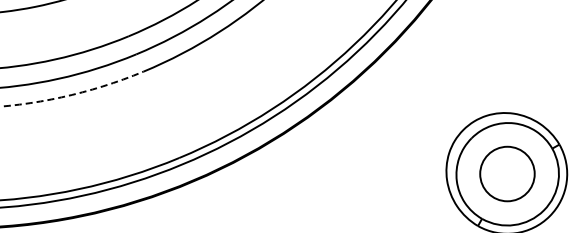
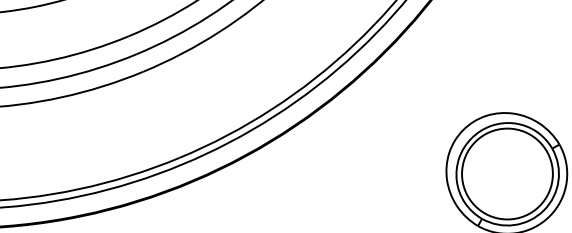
arc: dashed -> solid (72, 94)
circle diameter: 55 px -> 91 px (507, 173)
